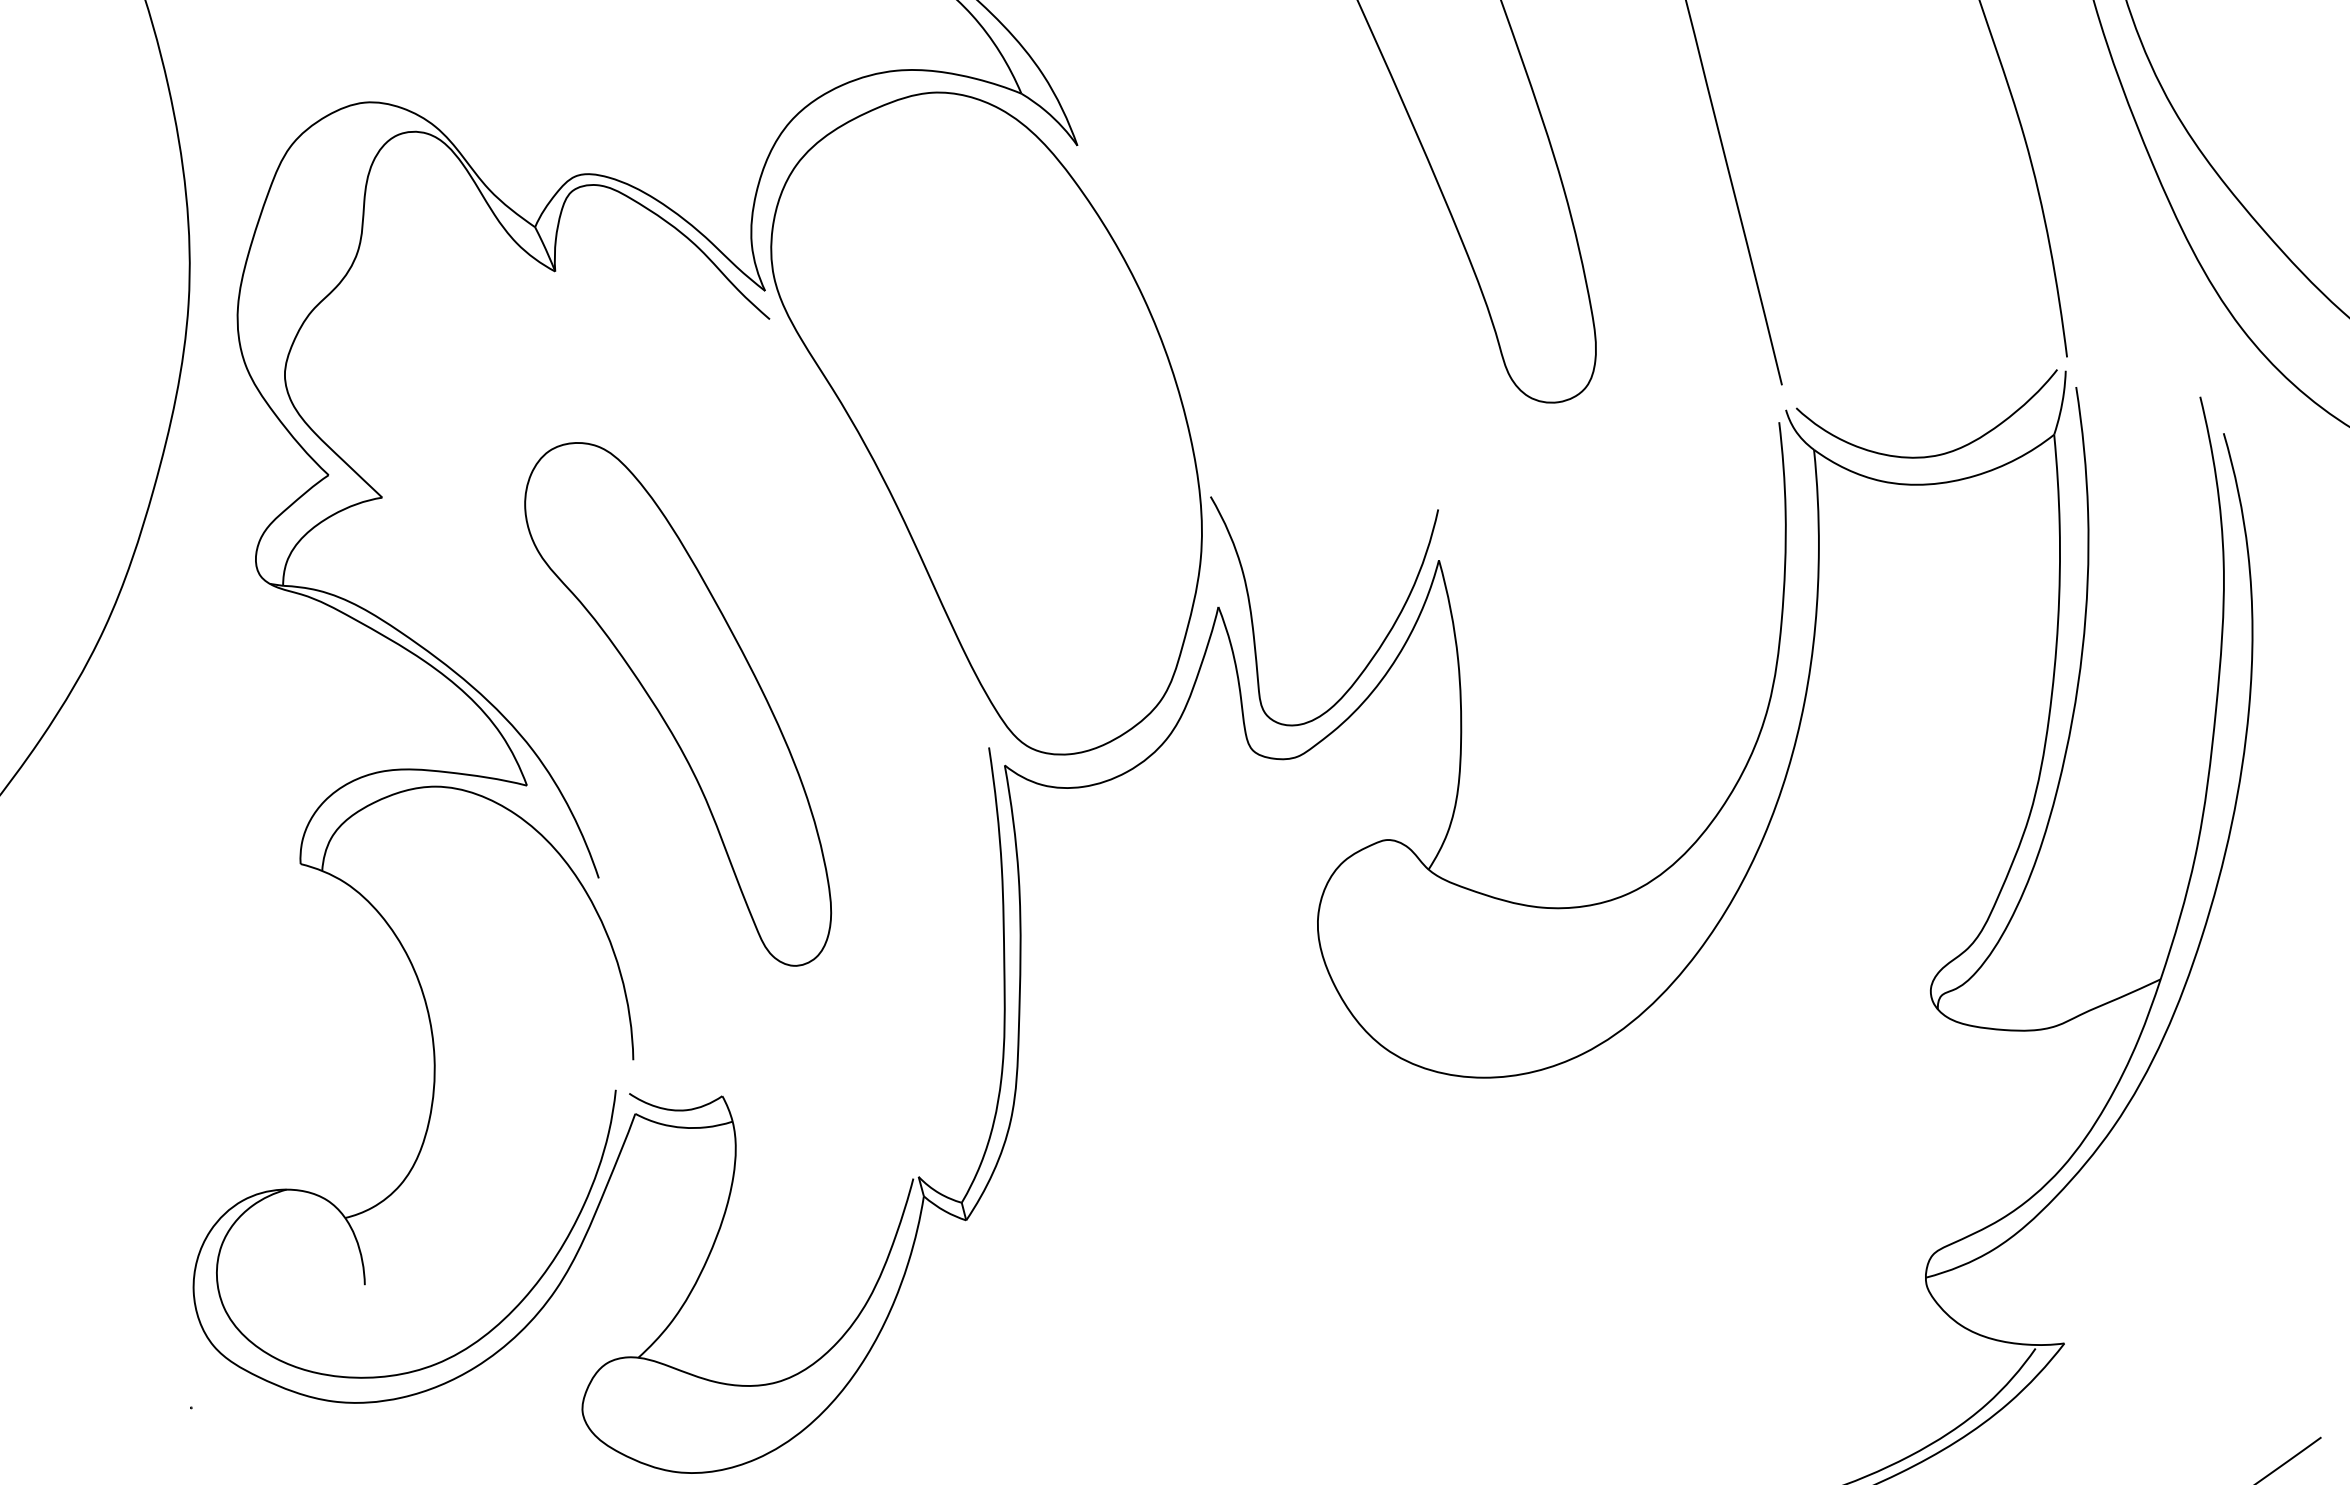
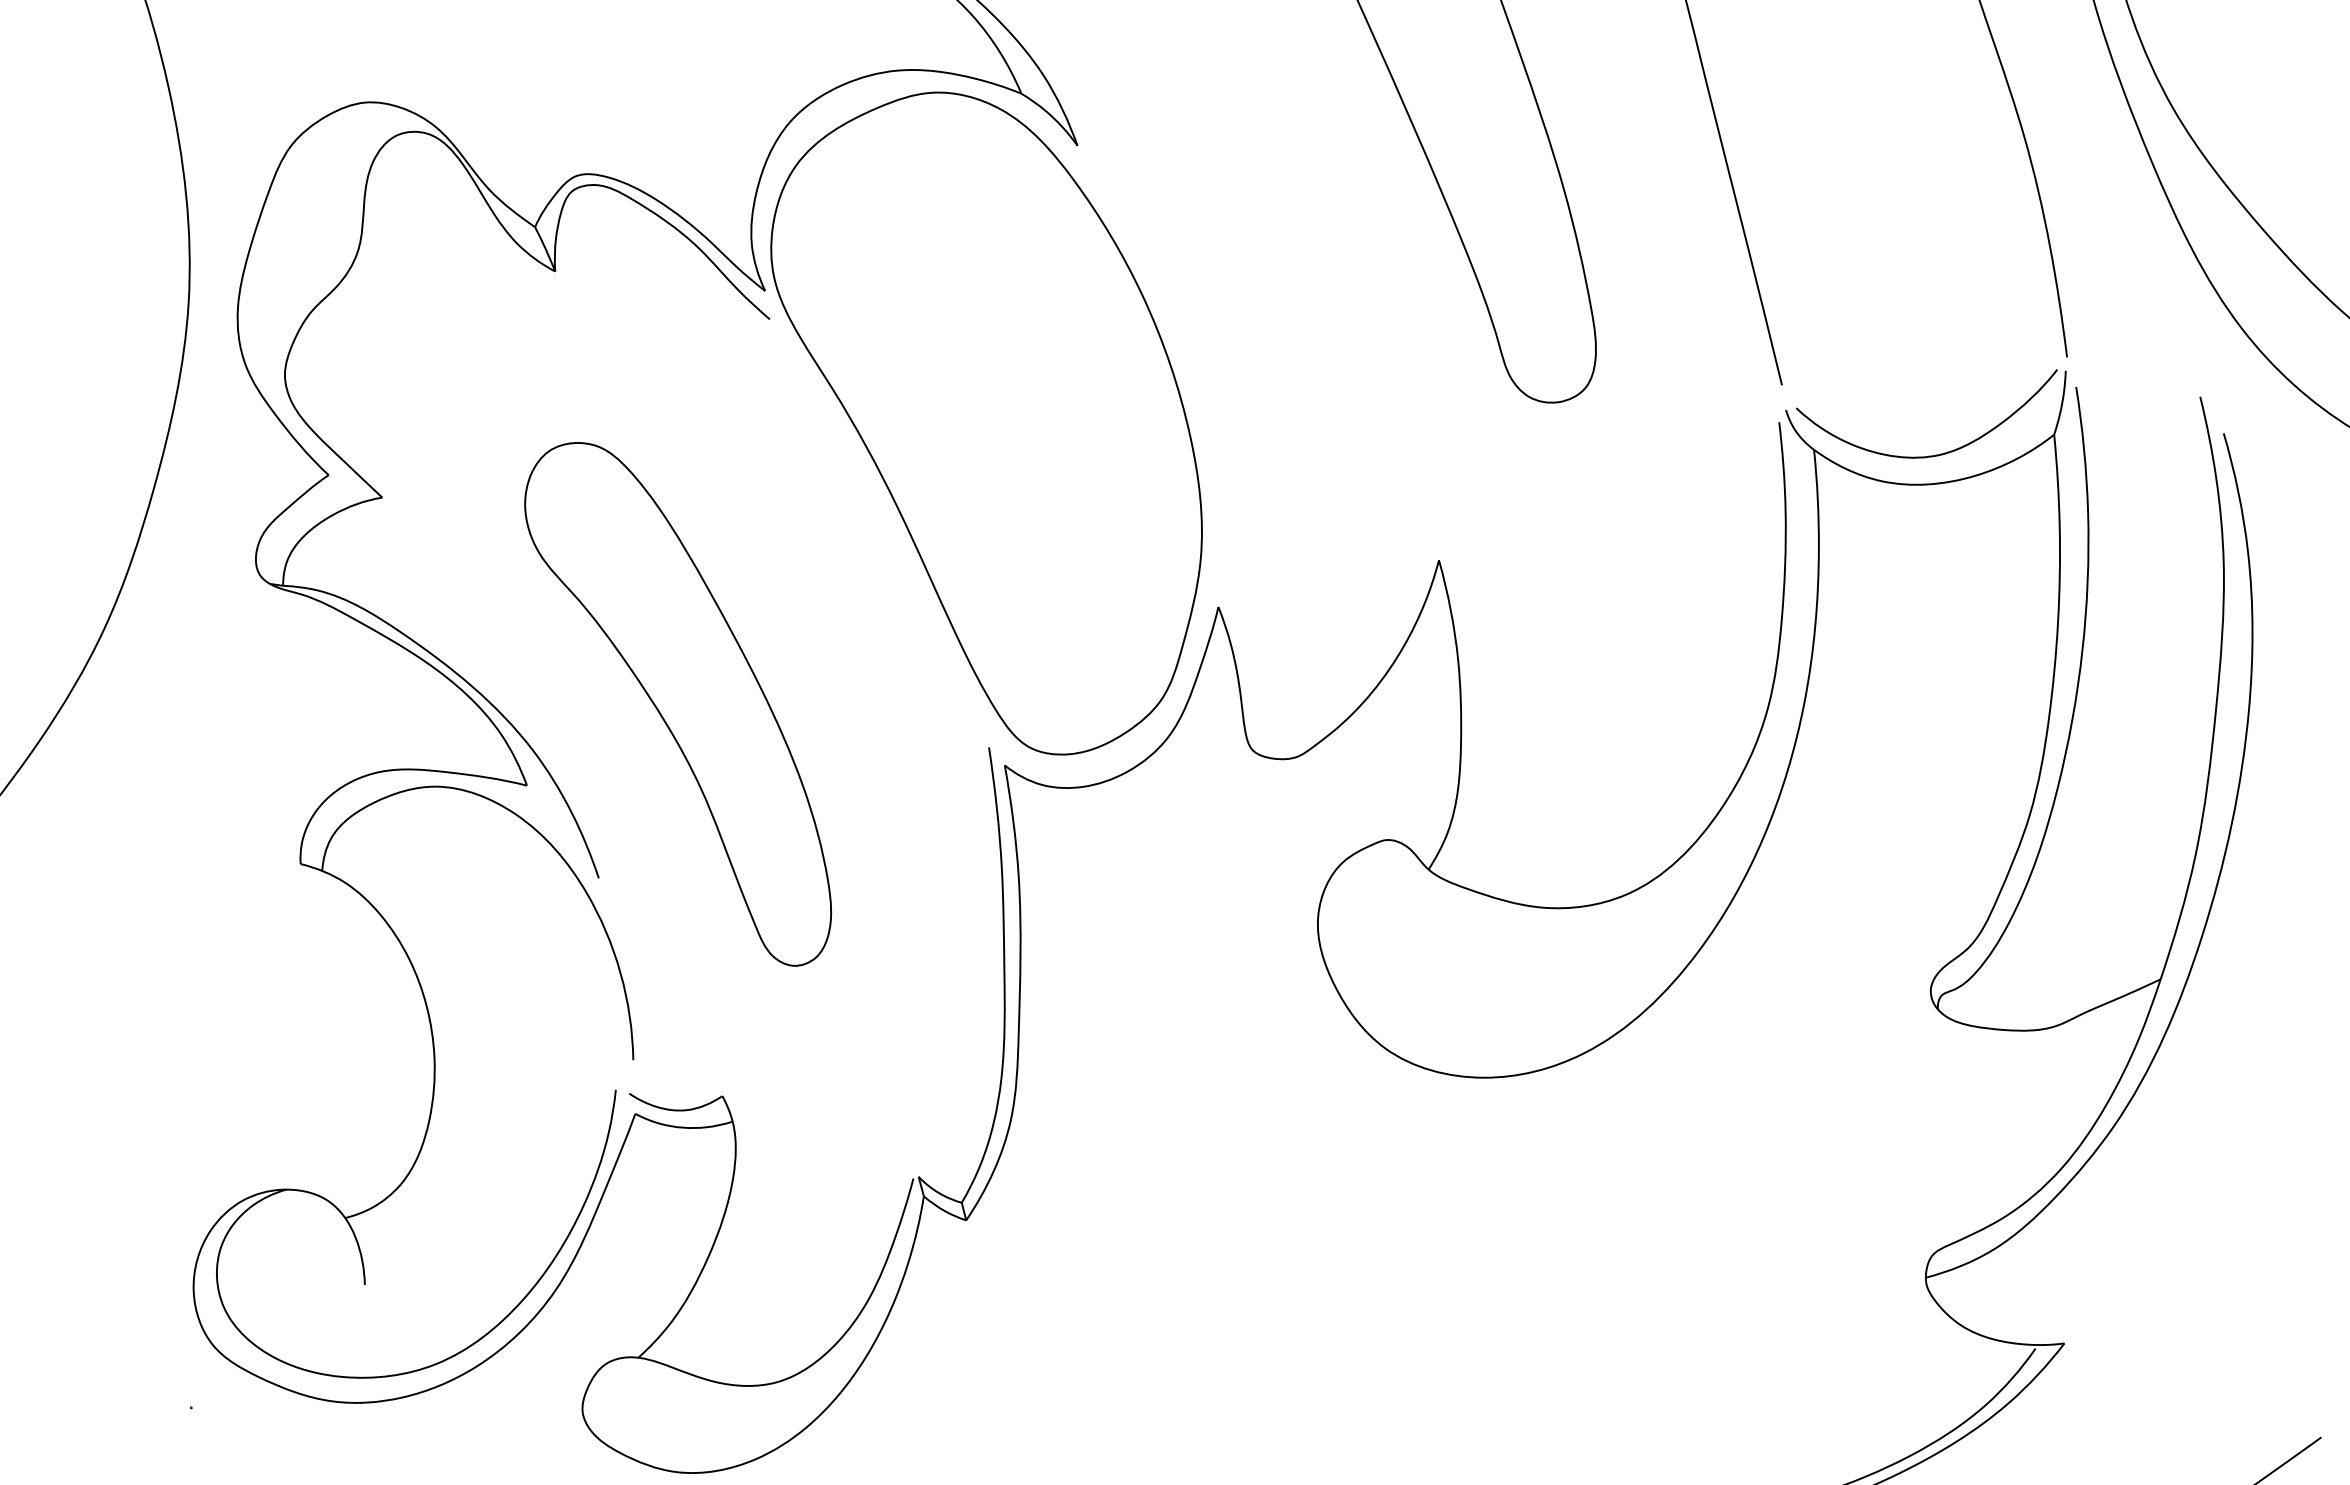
curve: present -> none (1380, 644)
